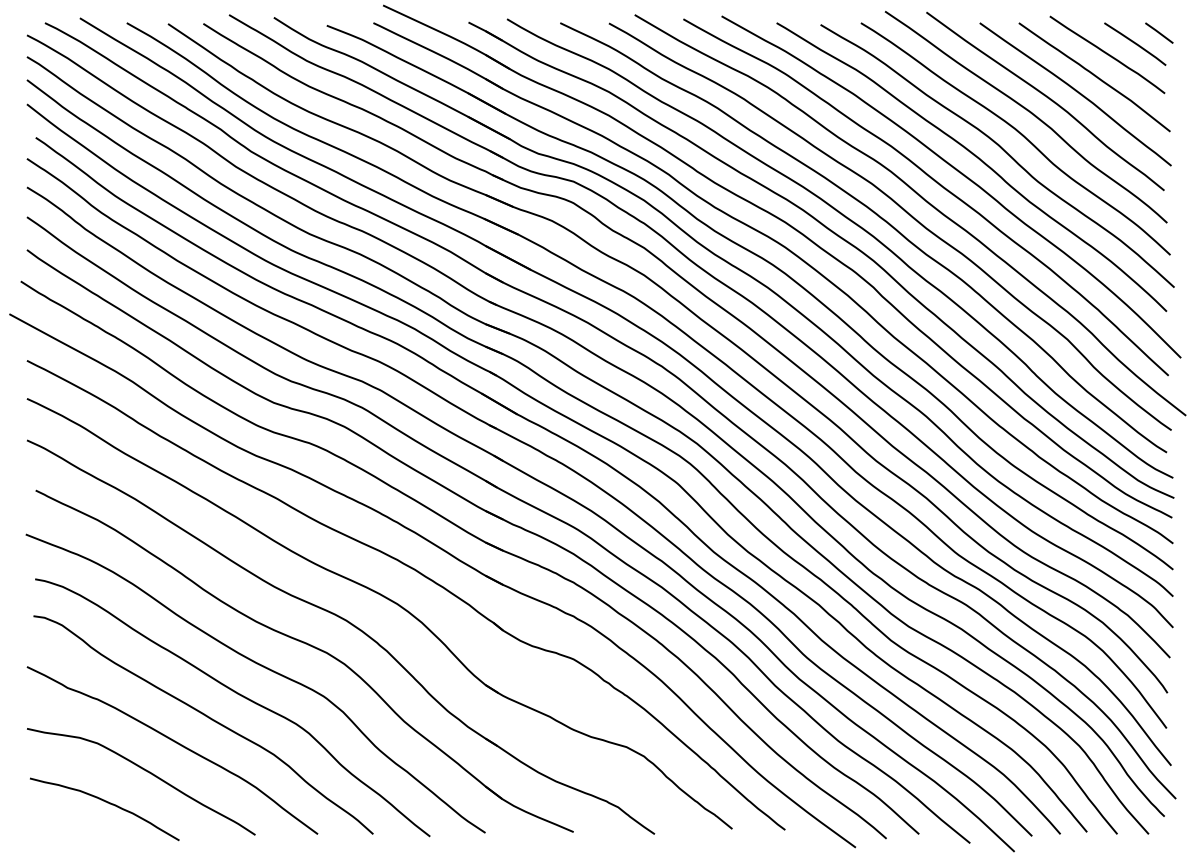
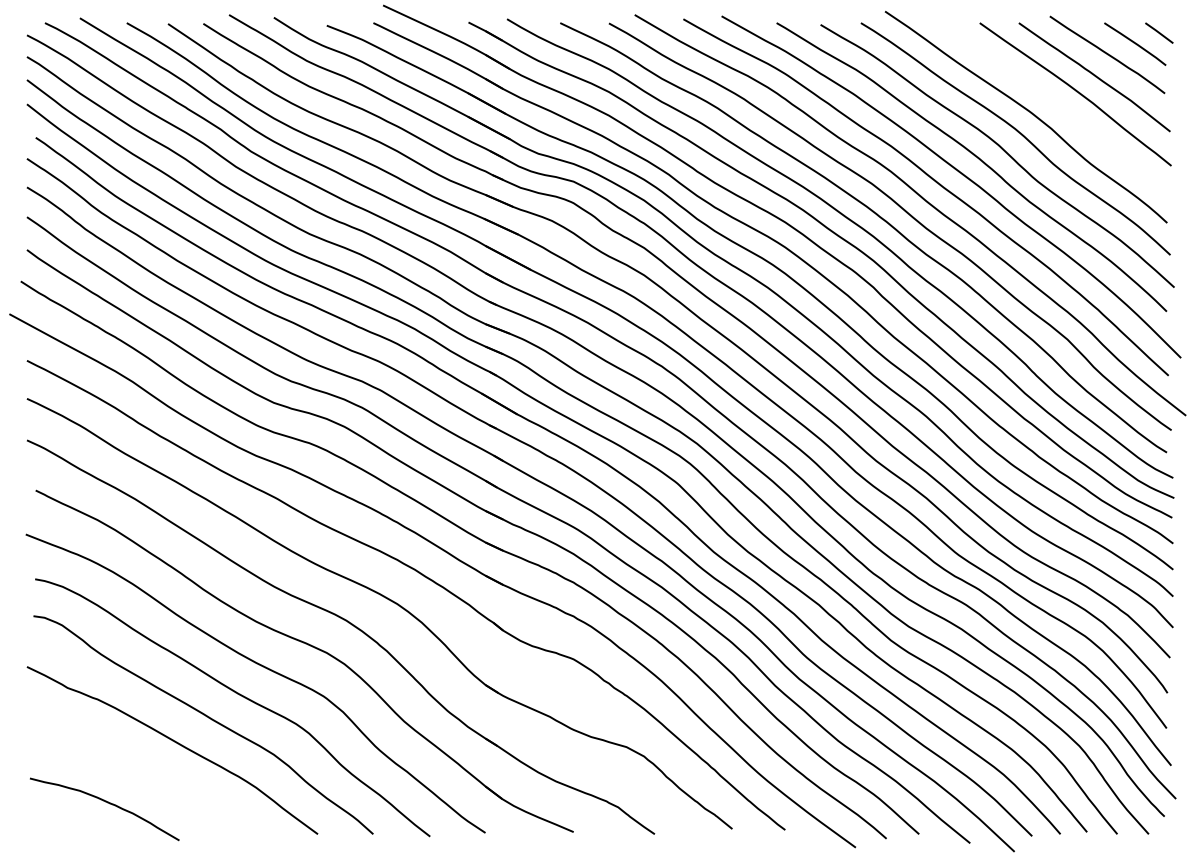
curve: present -> none (1047, 98)
curve: present -> none (145, 771)
